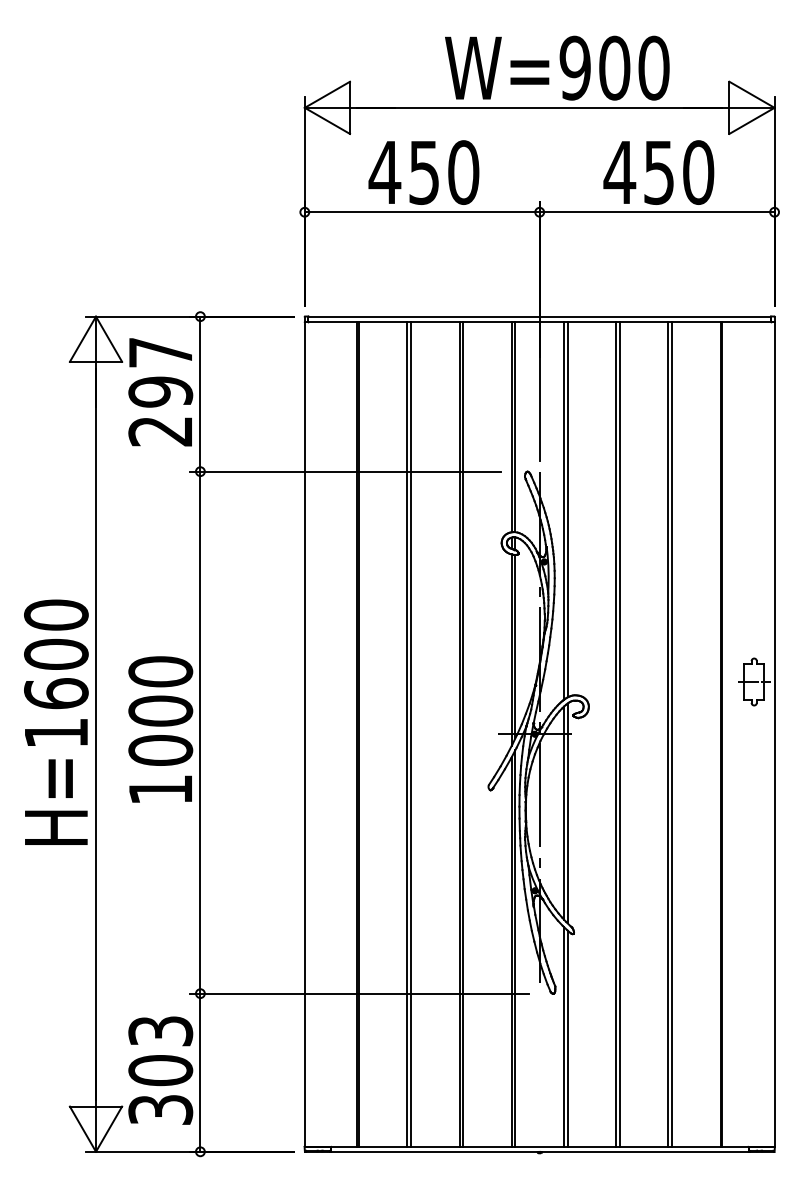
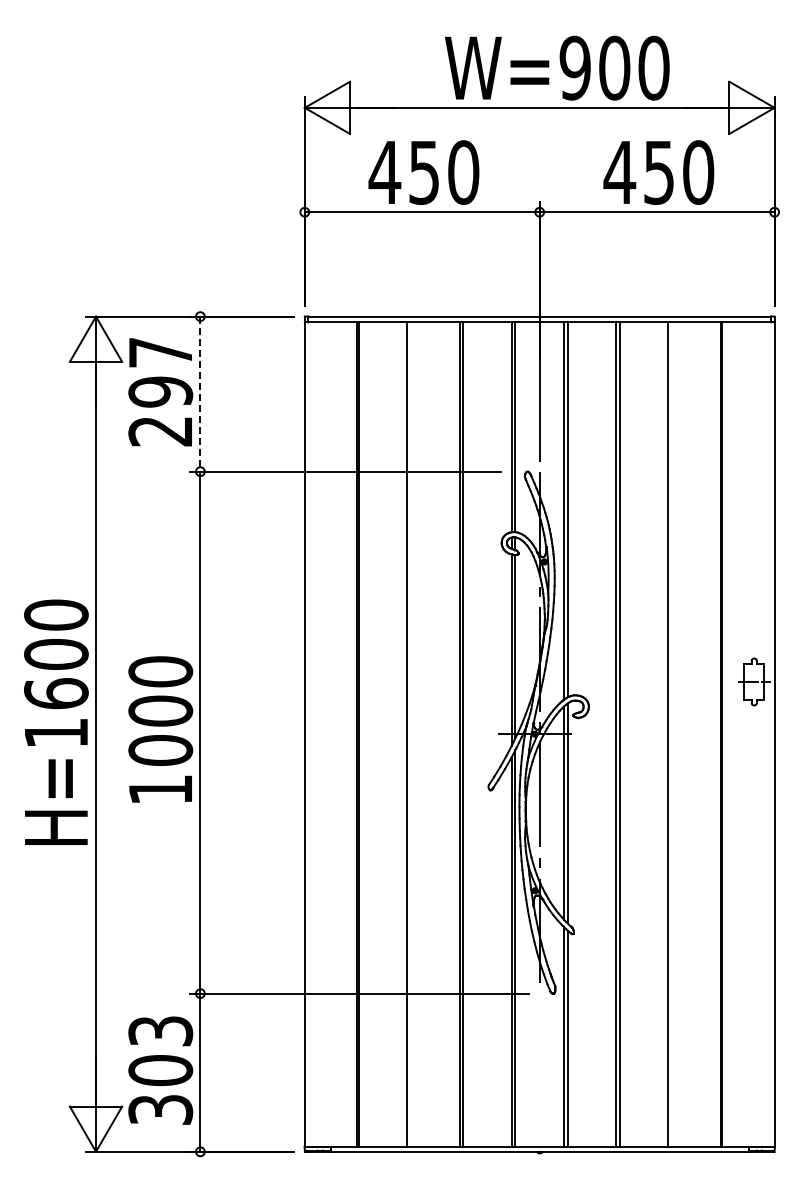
line: solid -> dashed (200, 394)
line: present -> none (411, 733)
line: present -> none (672, 733)
